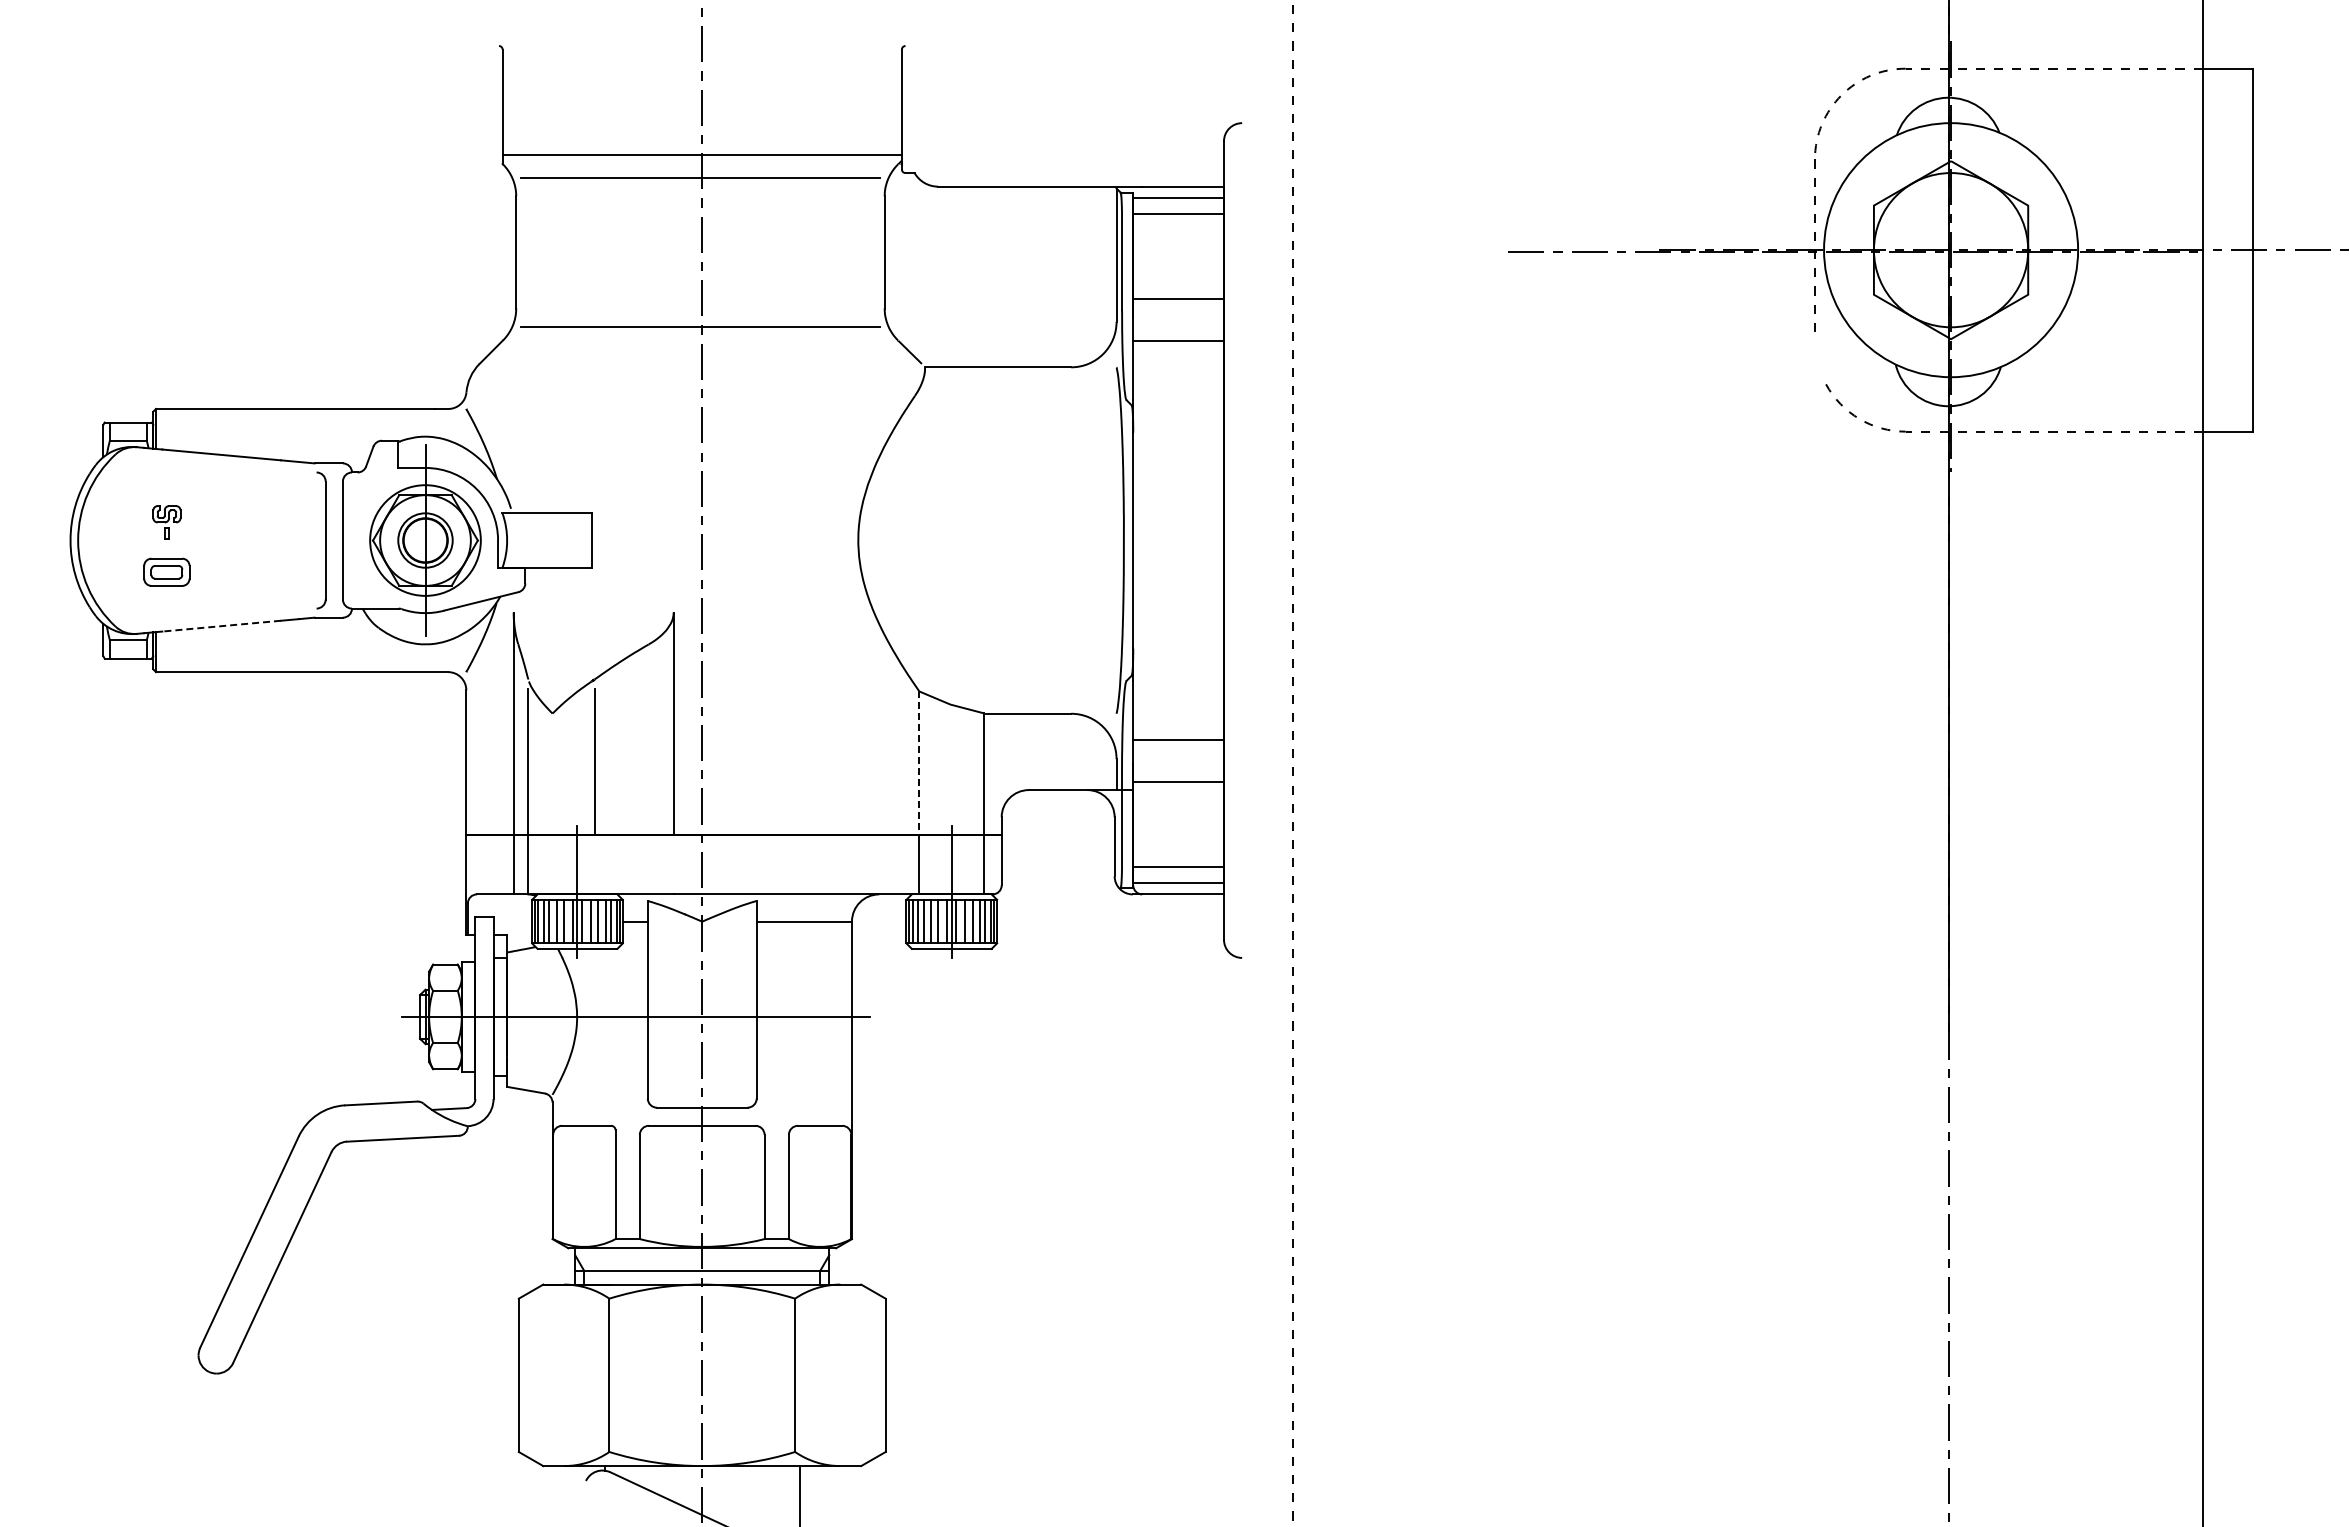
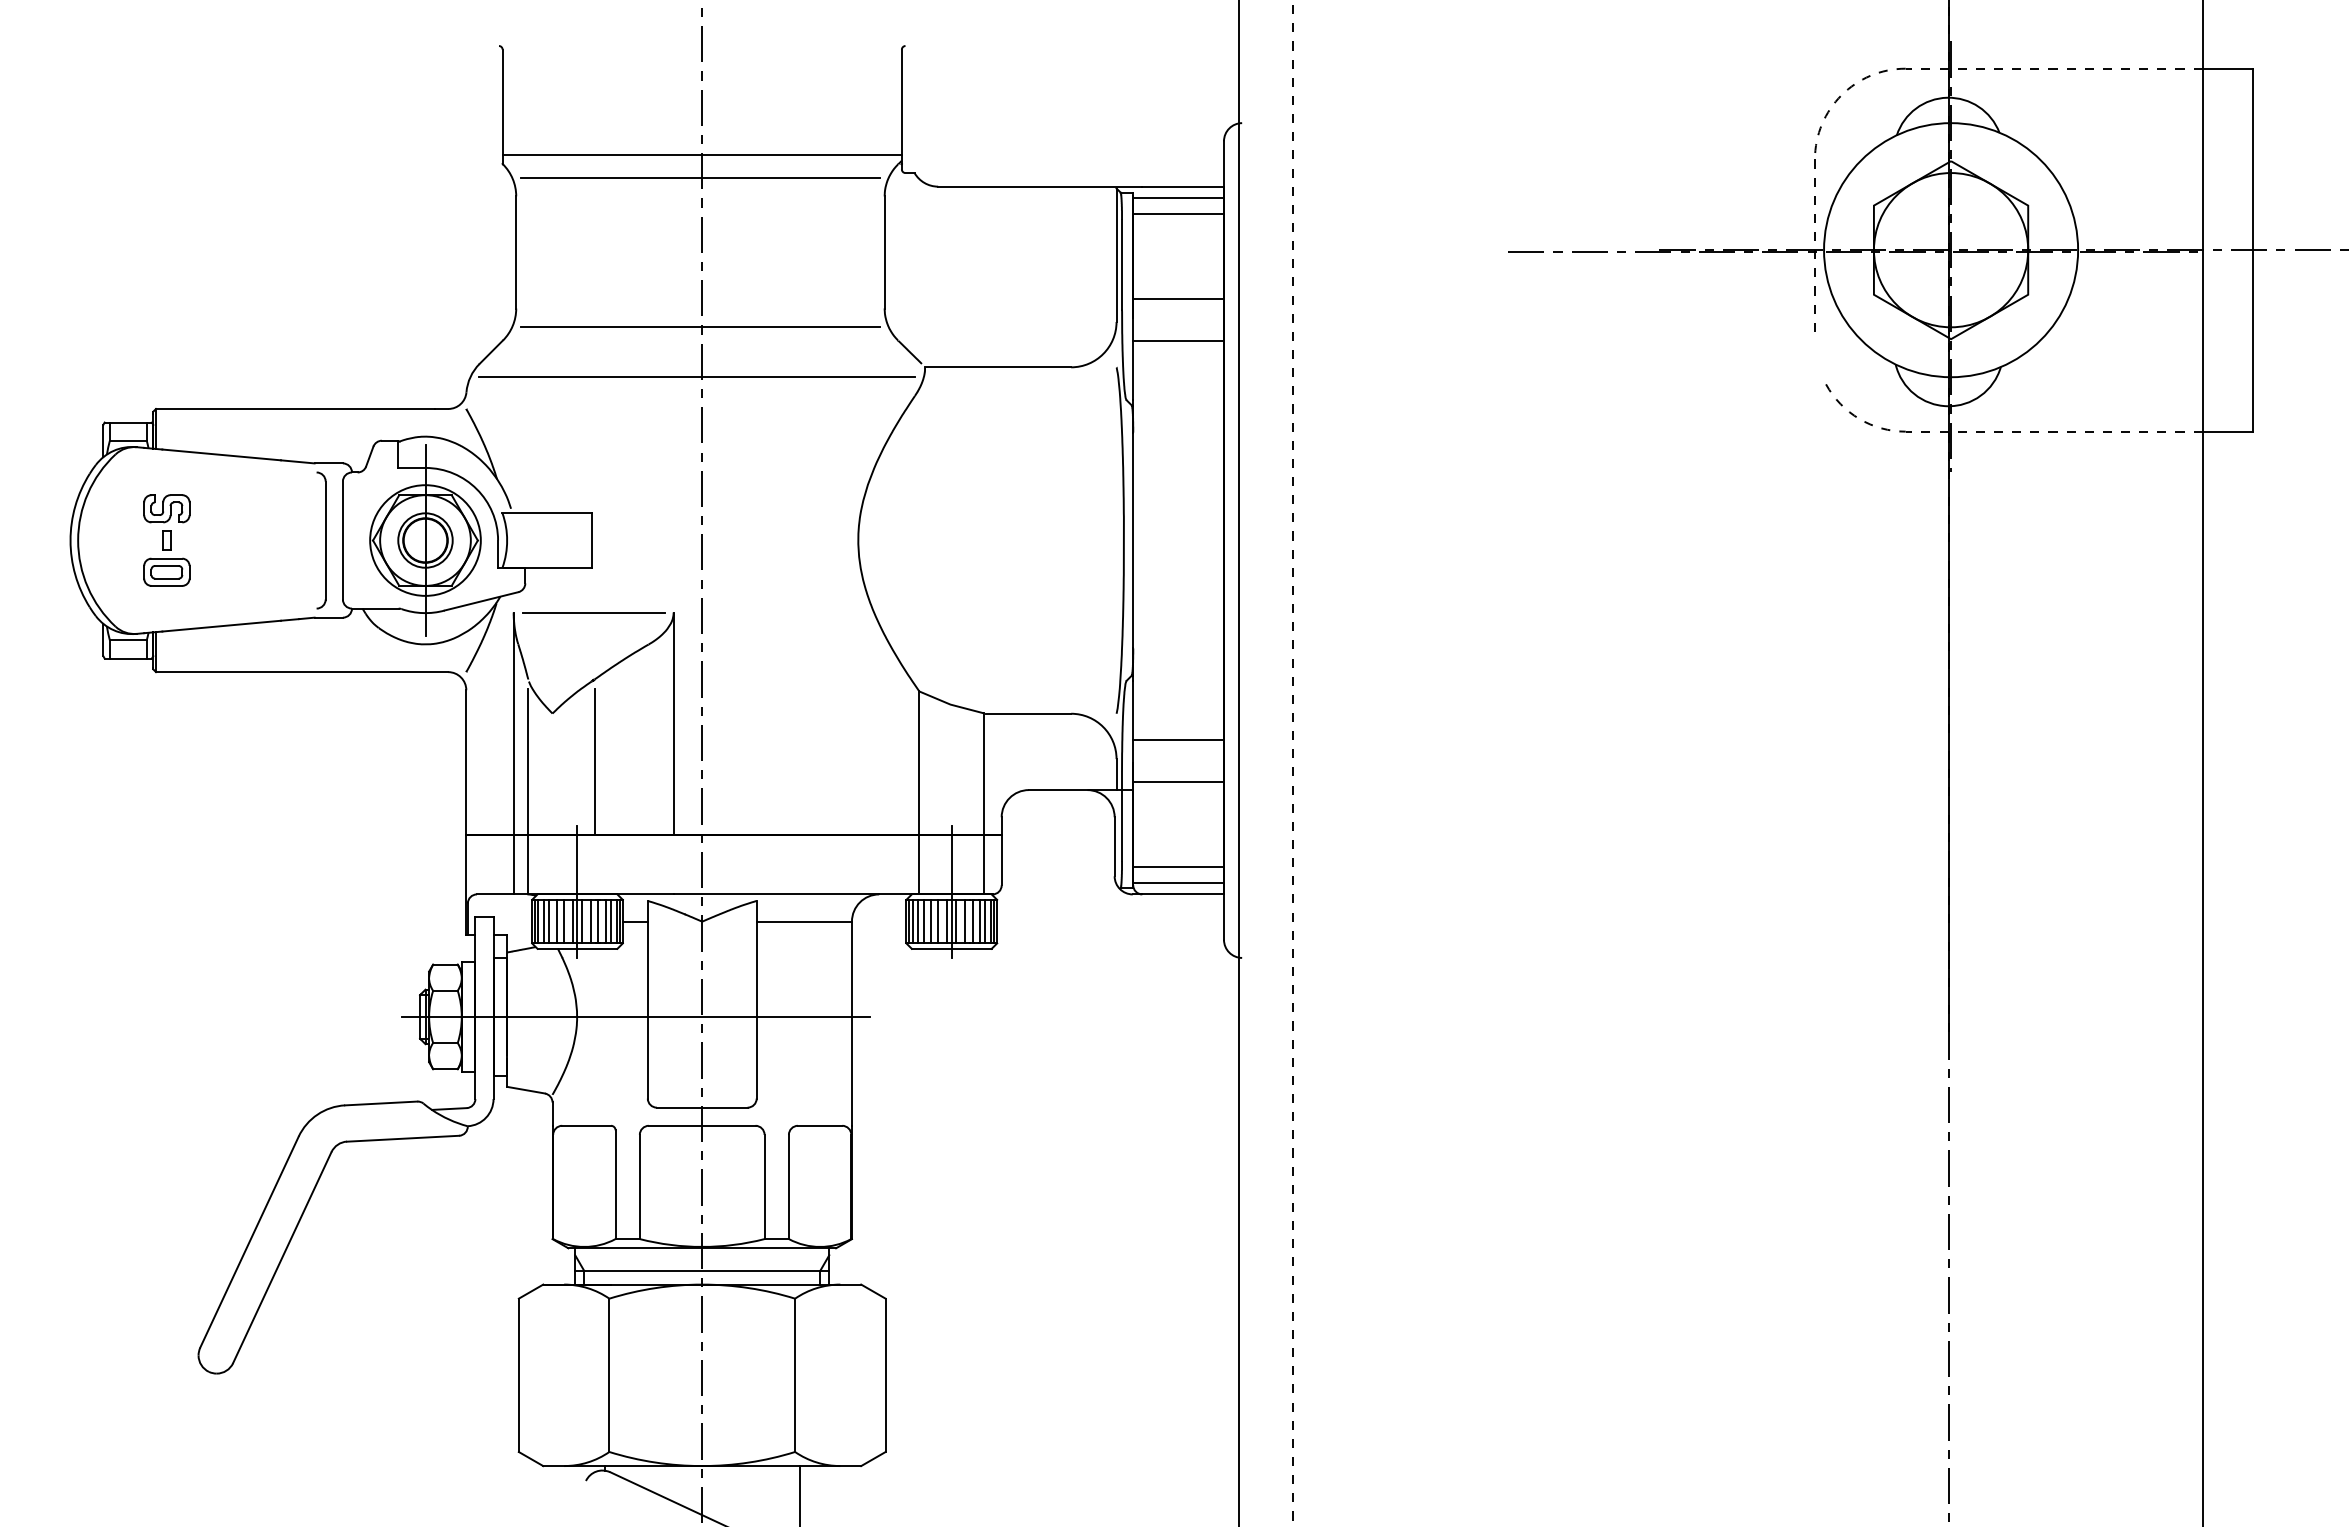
line: none -> present (696, 377)
part size: 30x35 px -> 48x57 px (166, 522)
line: none -> present (593, 612)
line: dashed -> solid (221, 626)
line: none -> present (1238, 762)
line: dashed -> solid (919, 763)
